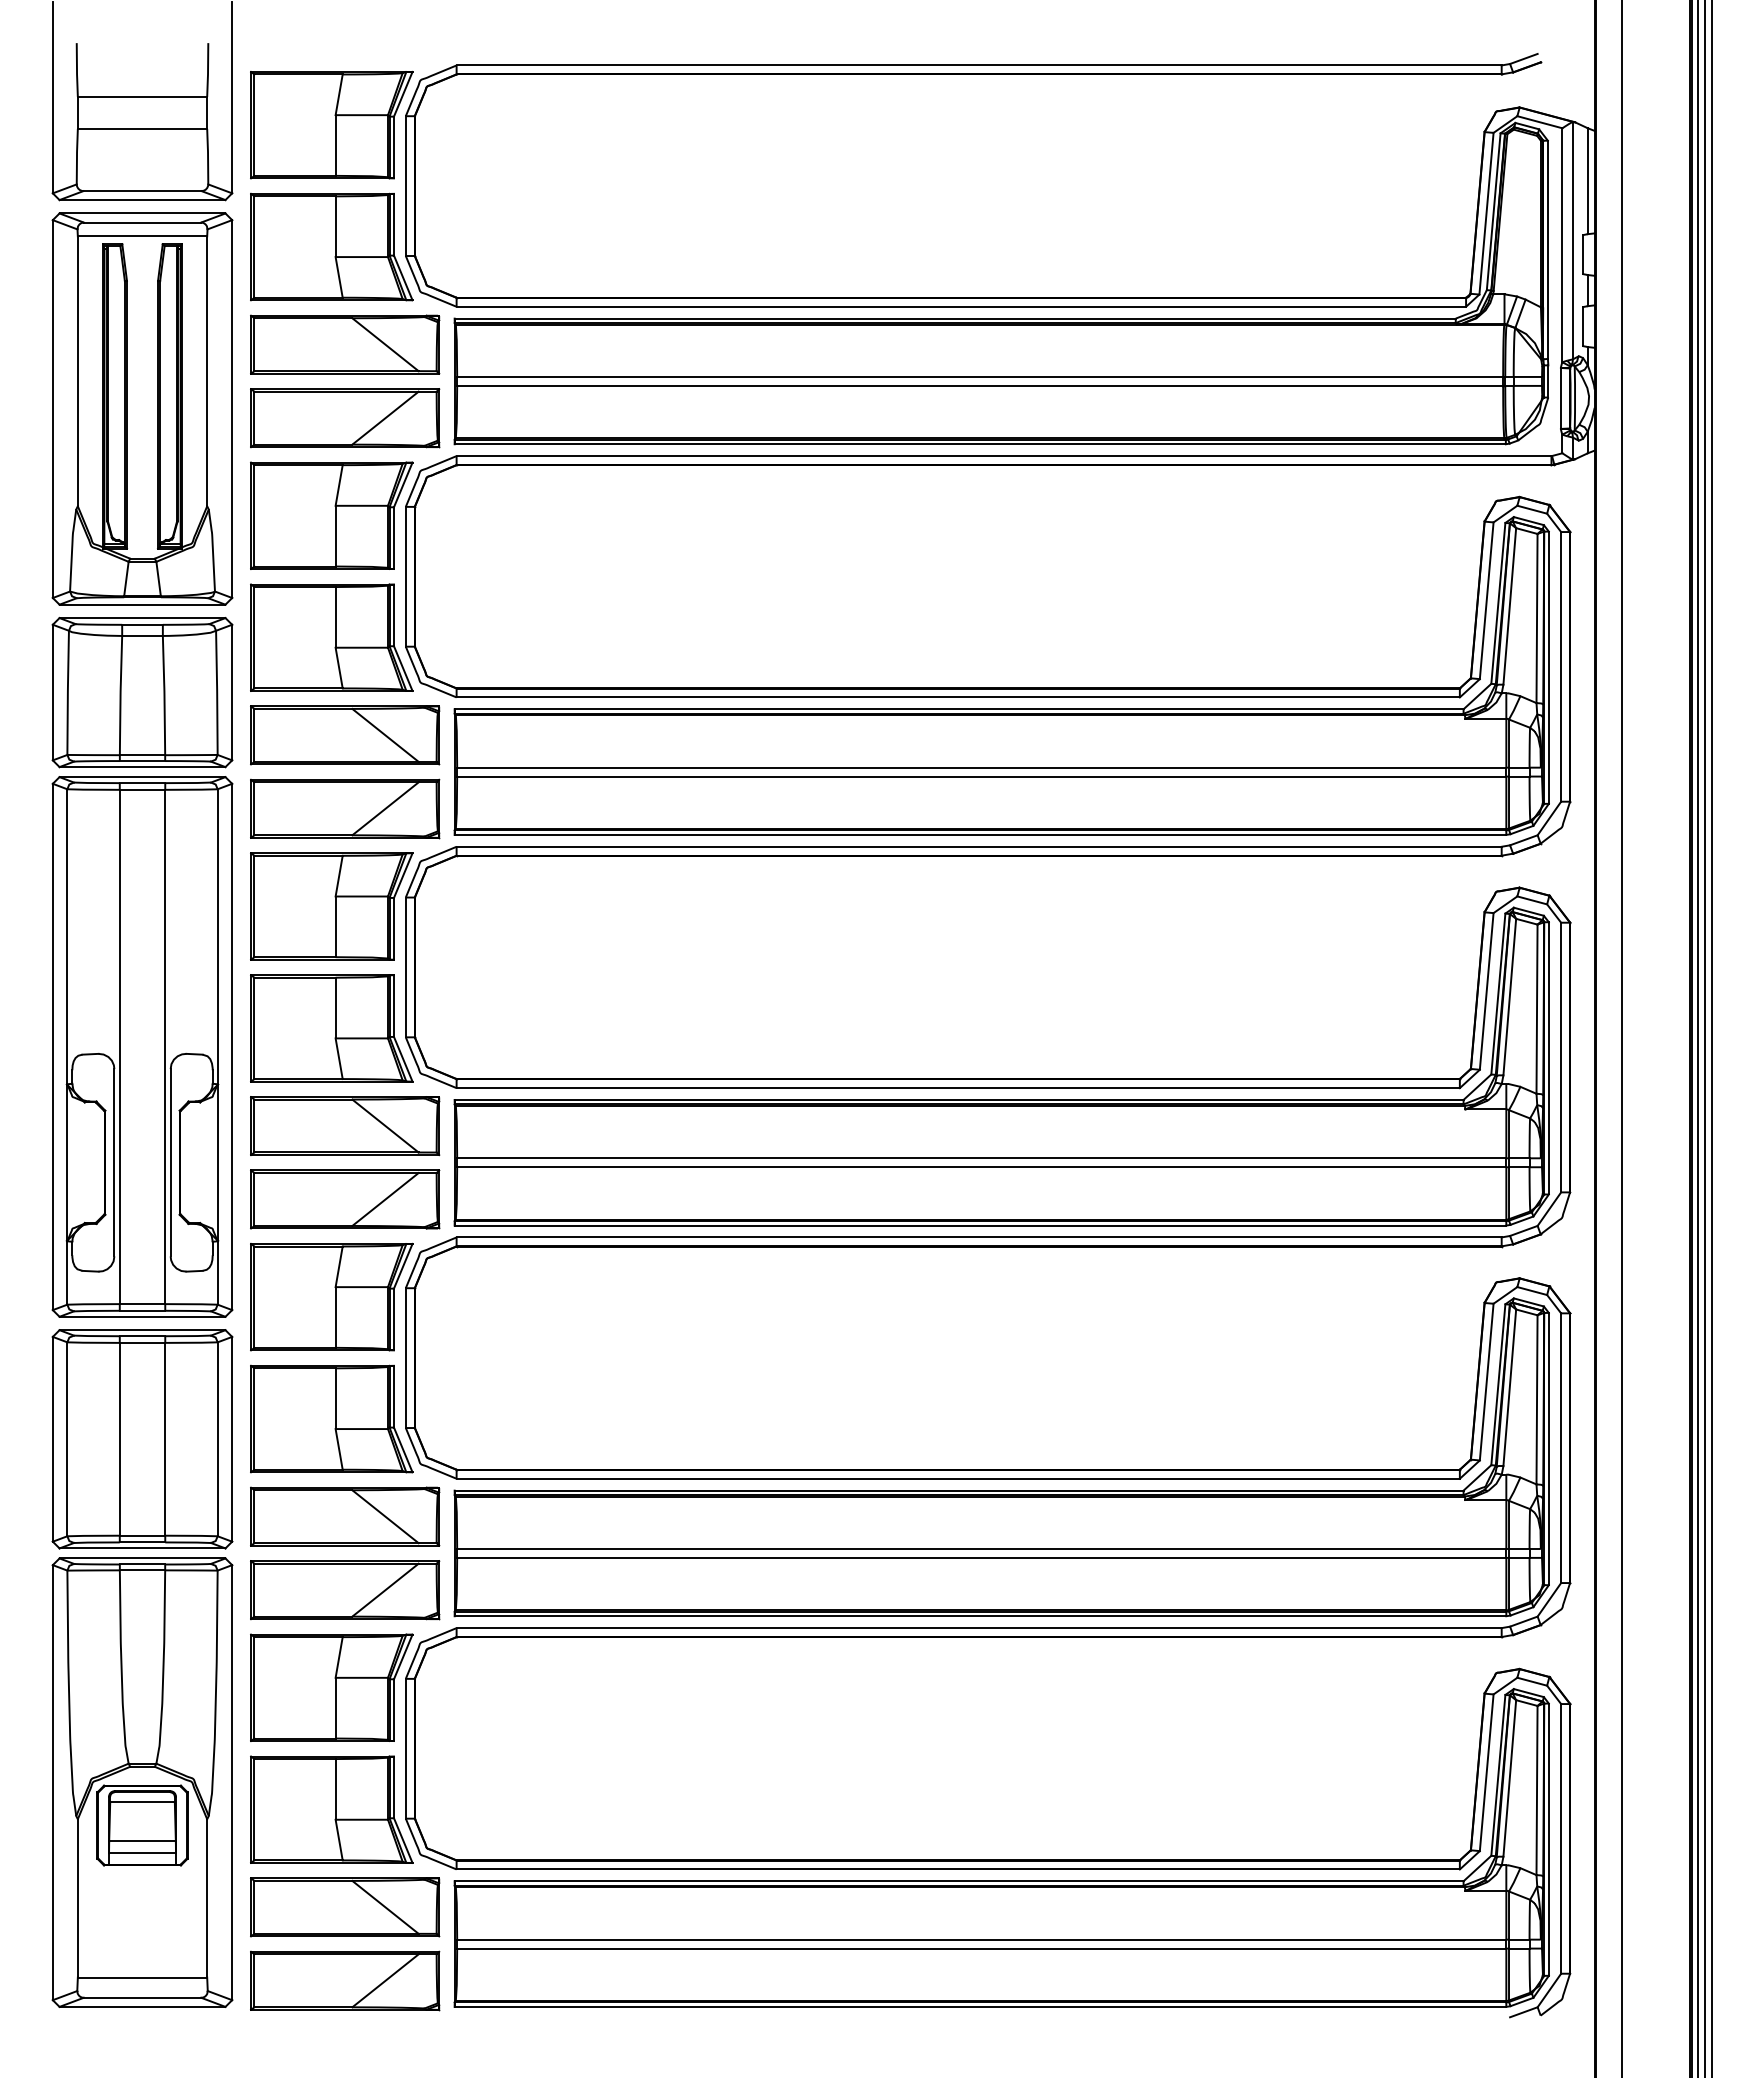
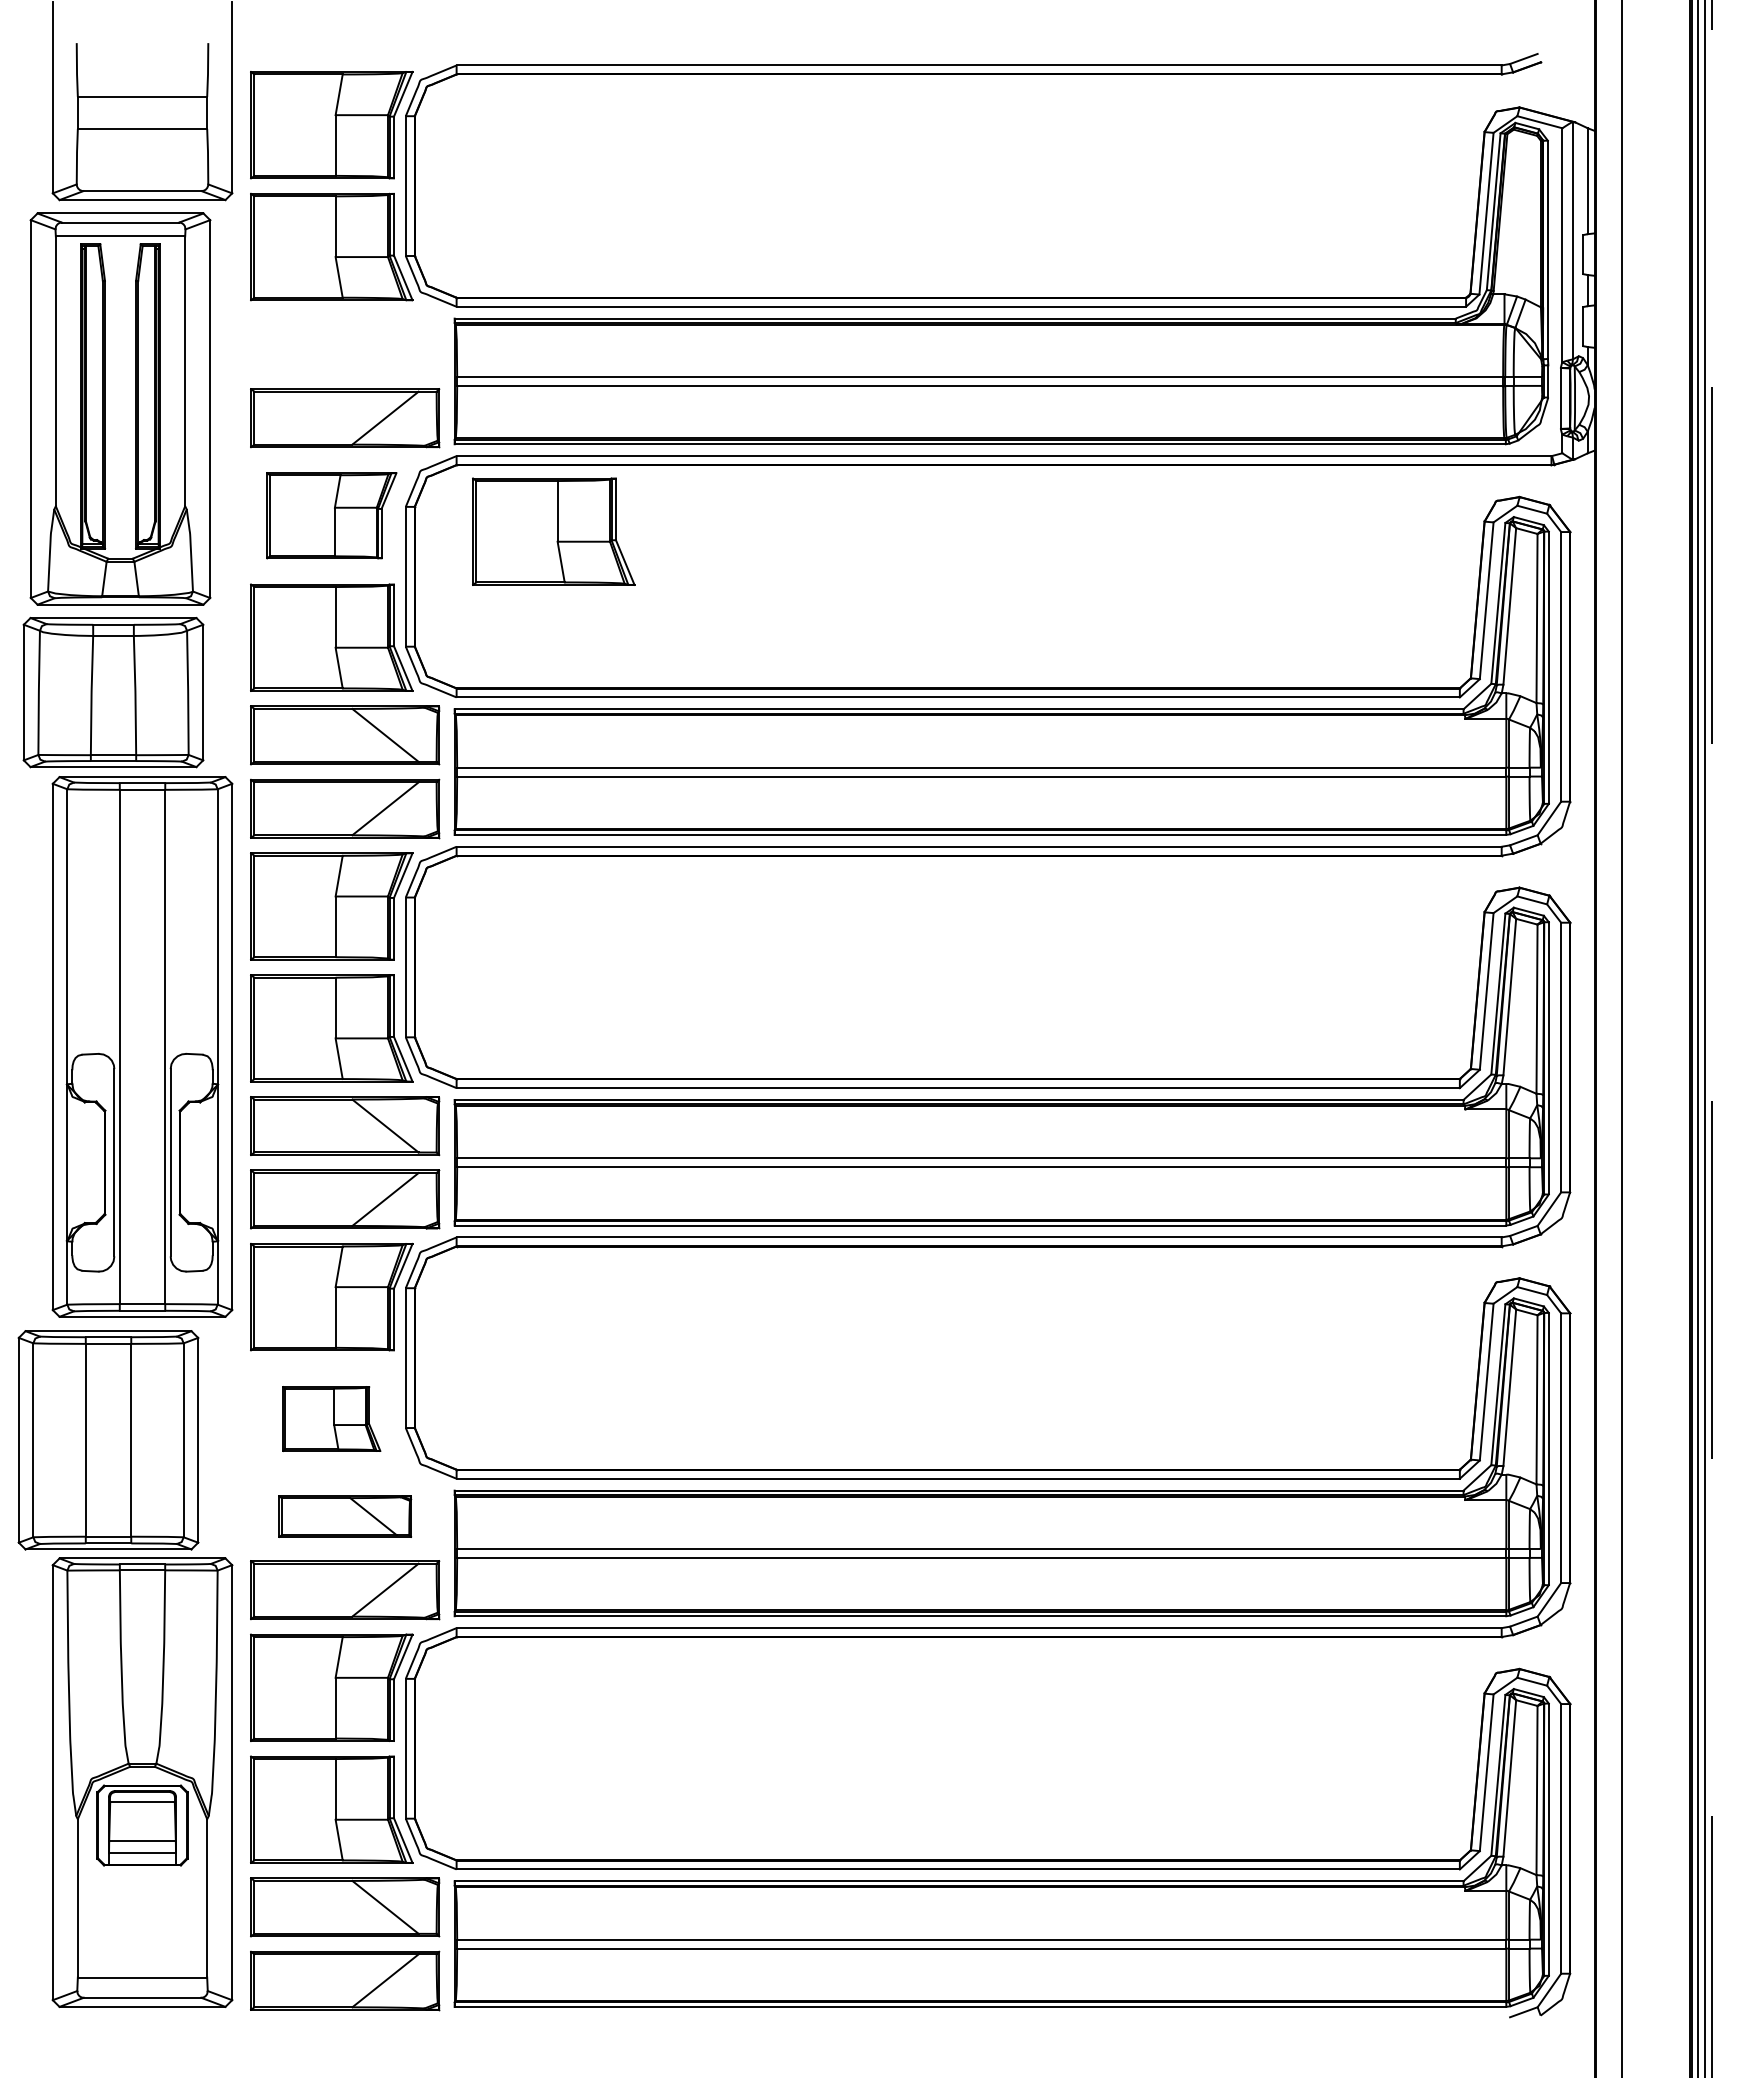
part: present -> none (345, 344)
part position: (142, 408) -> (120, 408) (120, 408)
part size: 164x109 px -> 132x88 px (331, 515)
part: none -> present (553, 531)
part position: (142, 692) -> (113, 692) (113, 692)
line: solid -> dashed (1711, 1038)
part size: 164x110 px -> 100x66 px (331, 1418)
part position: (142, 1439) -> (108, 1440) (108, 1440)
part size: 191x61 px -> 135x43 px (345, 1516)
